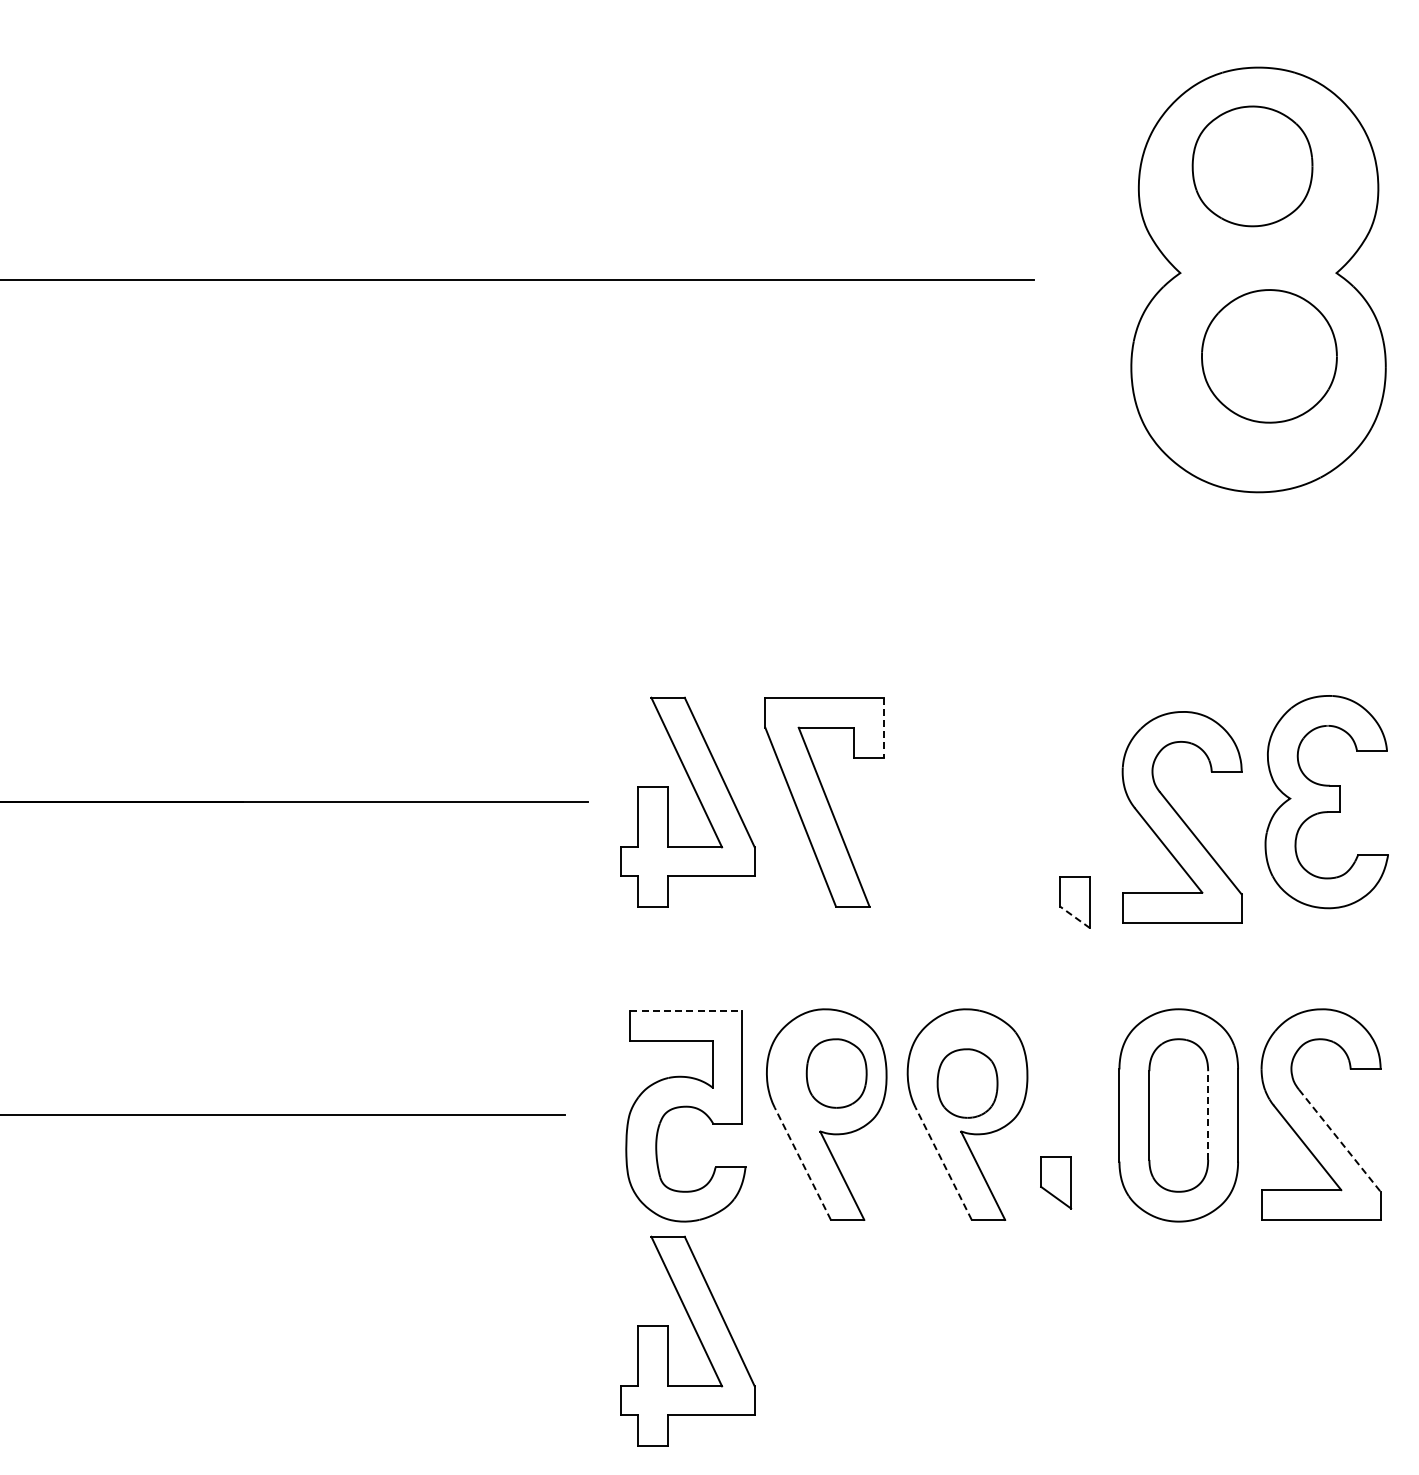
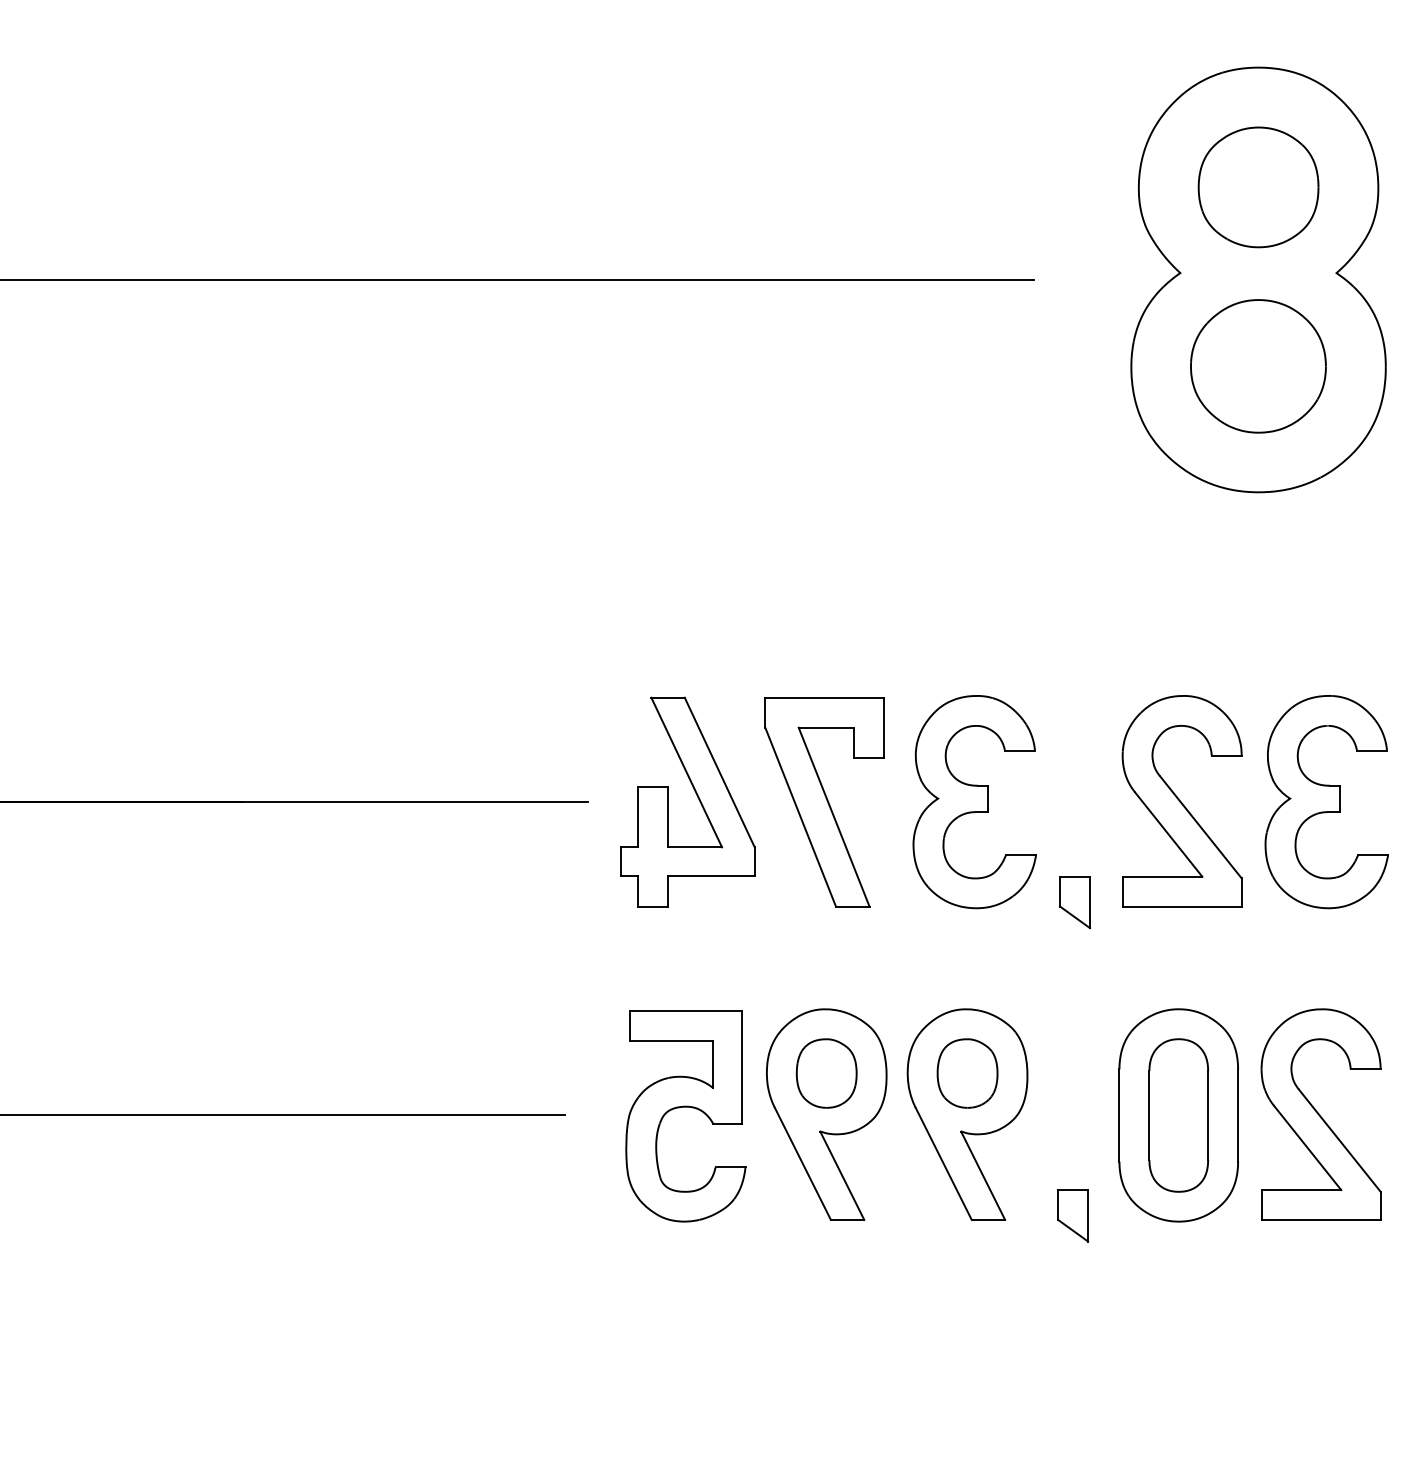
part position: (1252, 166) -> (1258, 187) (1258, 187)
part position: (1269, 356) -> (1258, 366) (1258, 366)
line: dashed -> solid (884, 728)
part: none -> present (974, 802)
part position: (1181, 817) -> (1181, 801) (1181, 801)
line: dashed -> solid (1074, 917)
line: dashed -> solid (686, 1011)
part position: (836, 1073) -> (826, 1073) (826, 1073)
part position: (967, 1083) -> (967, 1073) (967, 1073)
line: dashed -> solid (1208, 1115)
line: dashed -> solid (1340, 1141)
line: dashed -> solid (802, 1163)
line: dashed -> solid (943, 1163)
part position: (1056, 1182) -> (1073, 1215) (1073, 1215)
part: present -> none (697, 1336)
